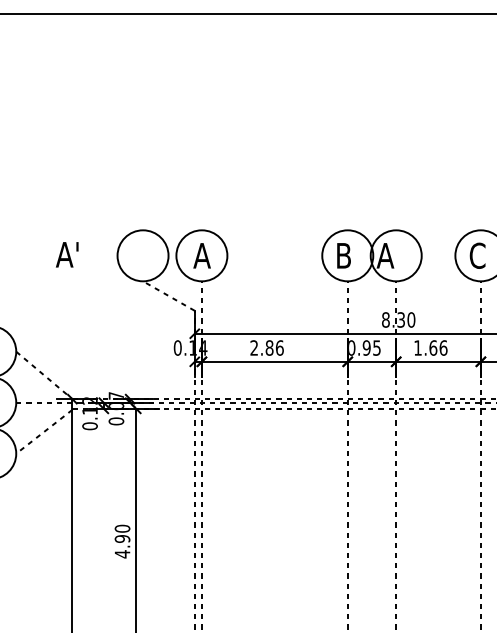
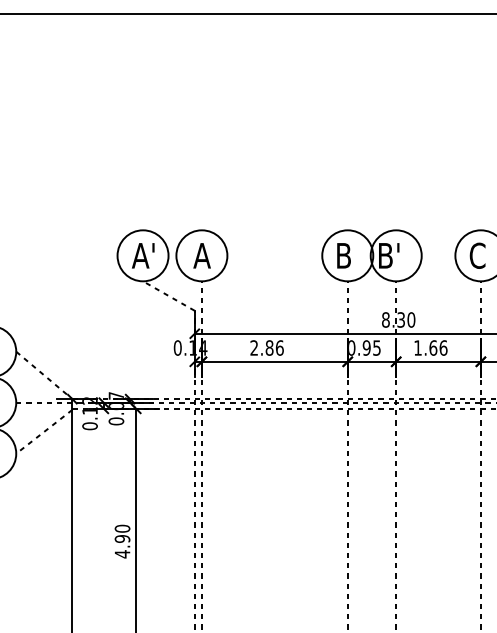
text position: (67, 254) -> (143, 255) (143, 255)
text: A -> B' (387, 255)
